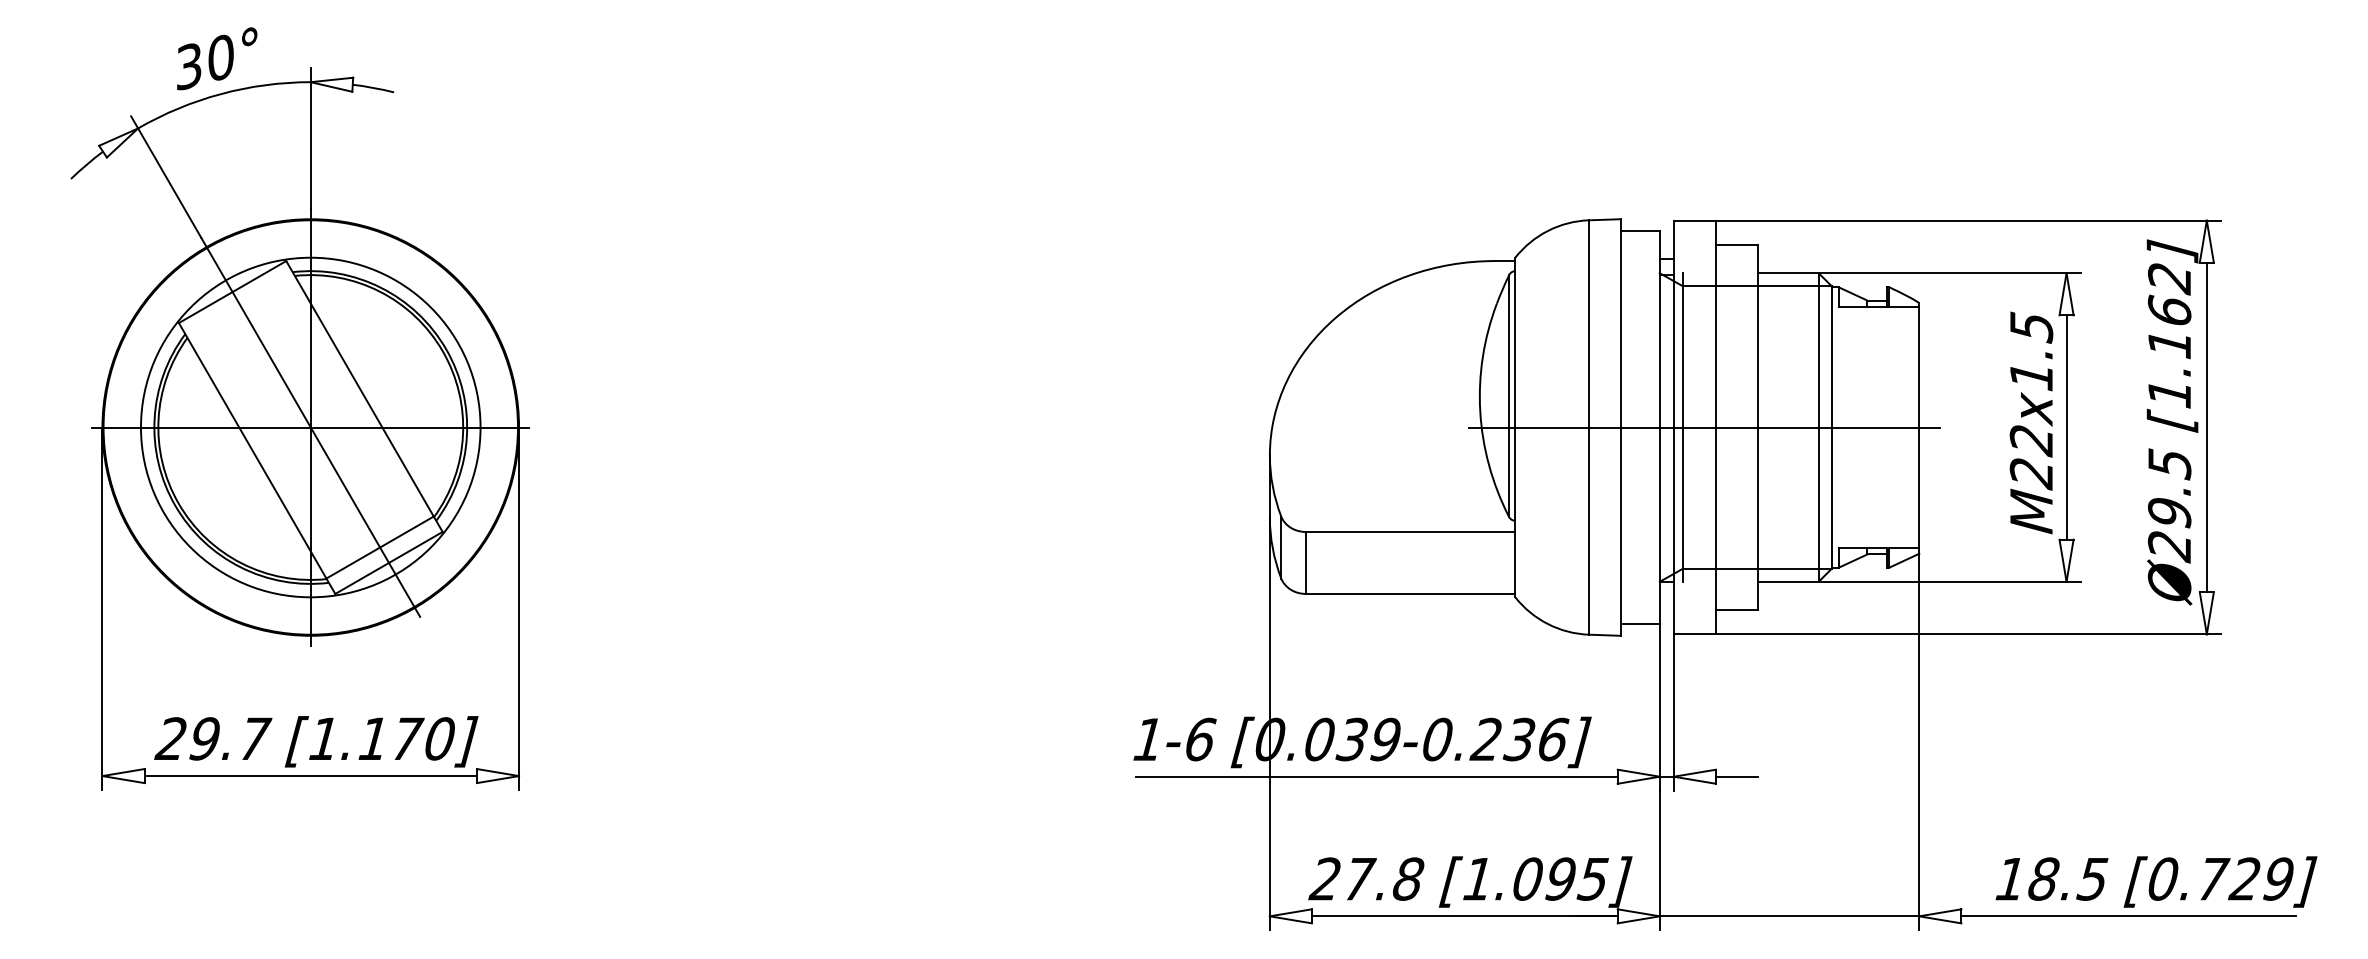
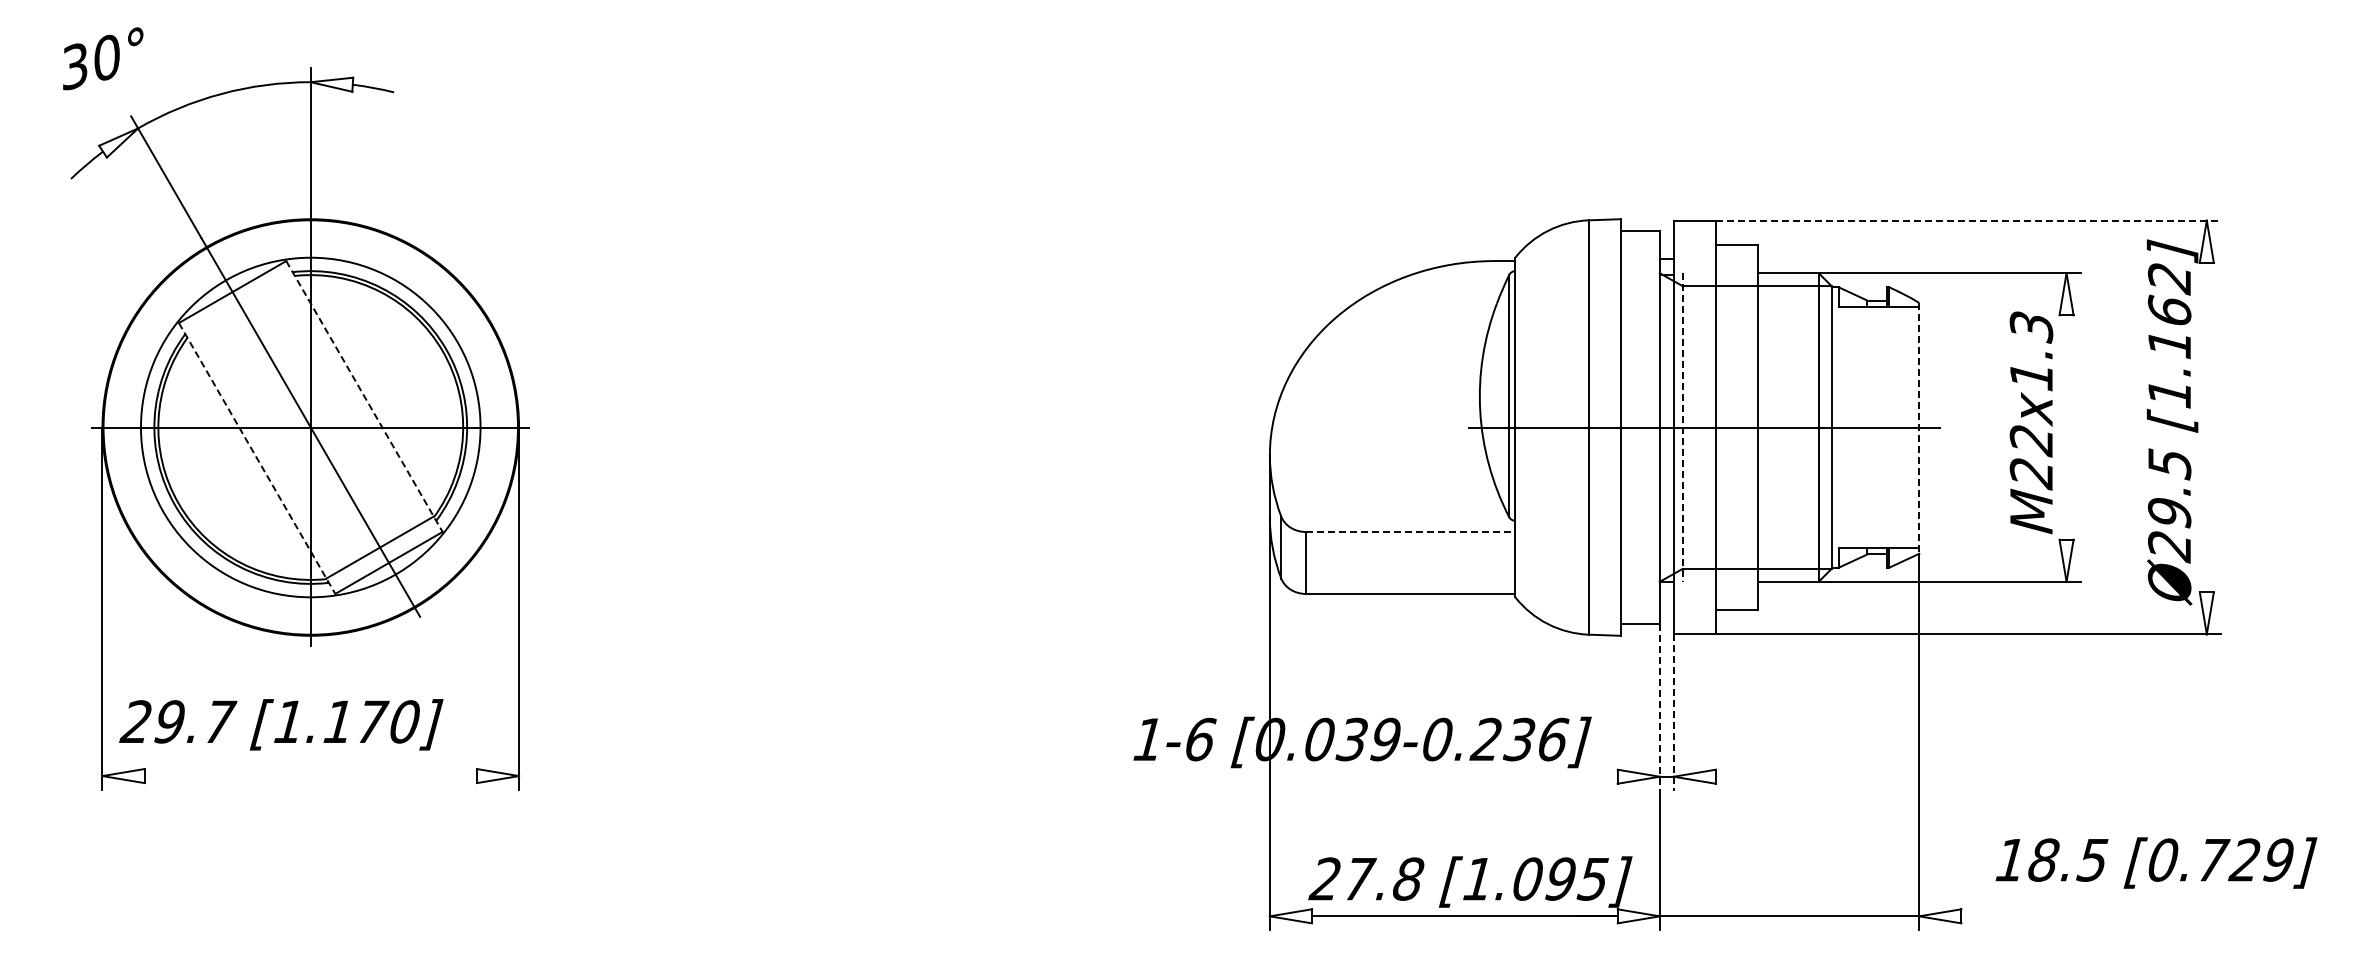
text position: (217, 58) -> (103, 58) (103, 58)
line: solid -> dashed (1968, 220)
text: M22x1.5 -> M22x1.3 (2030, 327)
line: solid -> dashed (364, 396)
line: present -> none (2066, 427)
line: present -> none (2206, 427)
line: solid -> dashed (1682, 428)
line: solid -> dashed (1919, 428)
line: solid -> dashed (257, 458)
line: solid -> dashed (1410, 531)
line: solid -> dashed (1659, 707)
line: solid -> dashed (1673, 713)
text position: (316, 741) -> (281, 724) (281, 724)
line: present -> none (310, 776)
line: present -> none (1376, 776)
line: present -> none (1736, 776)
text position: (2156, 881) -> (2156, 862) (2156, 862)
line: present -> none (2128, 916)
